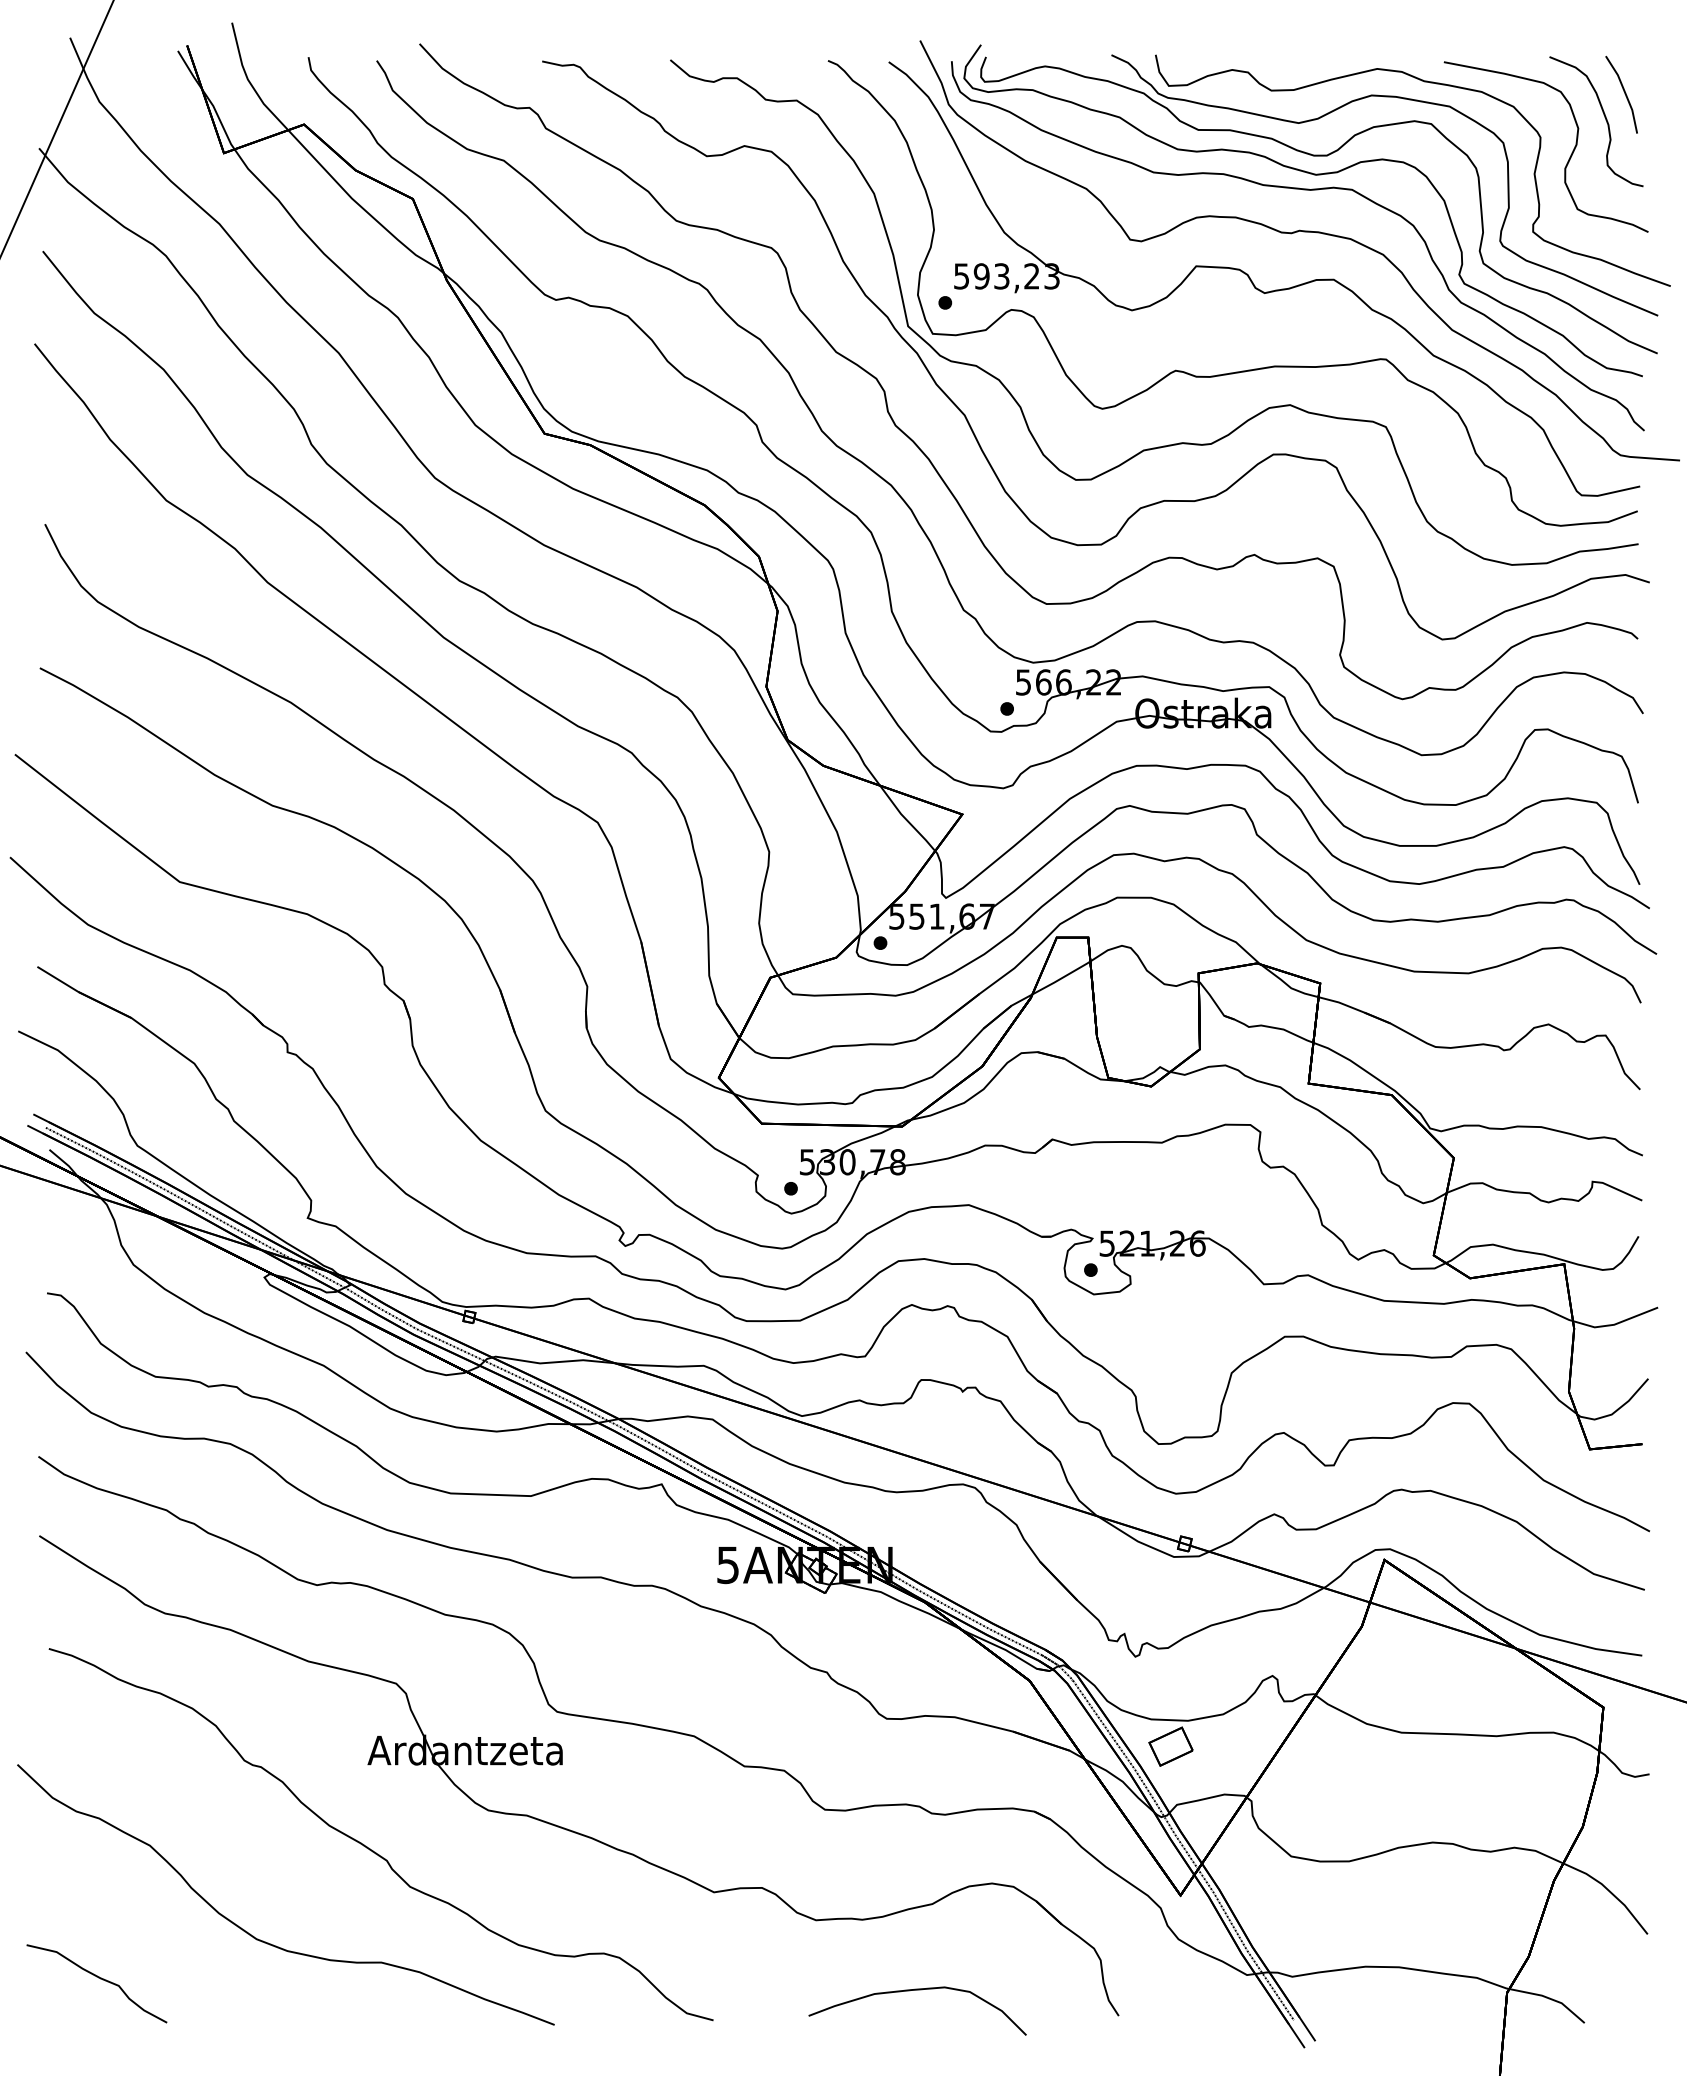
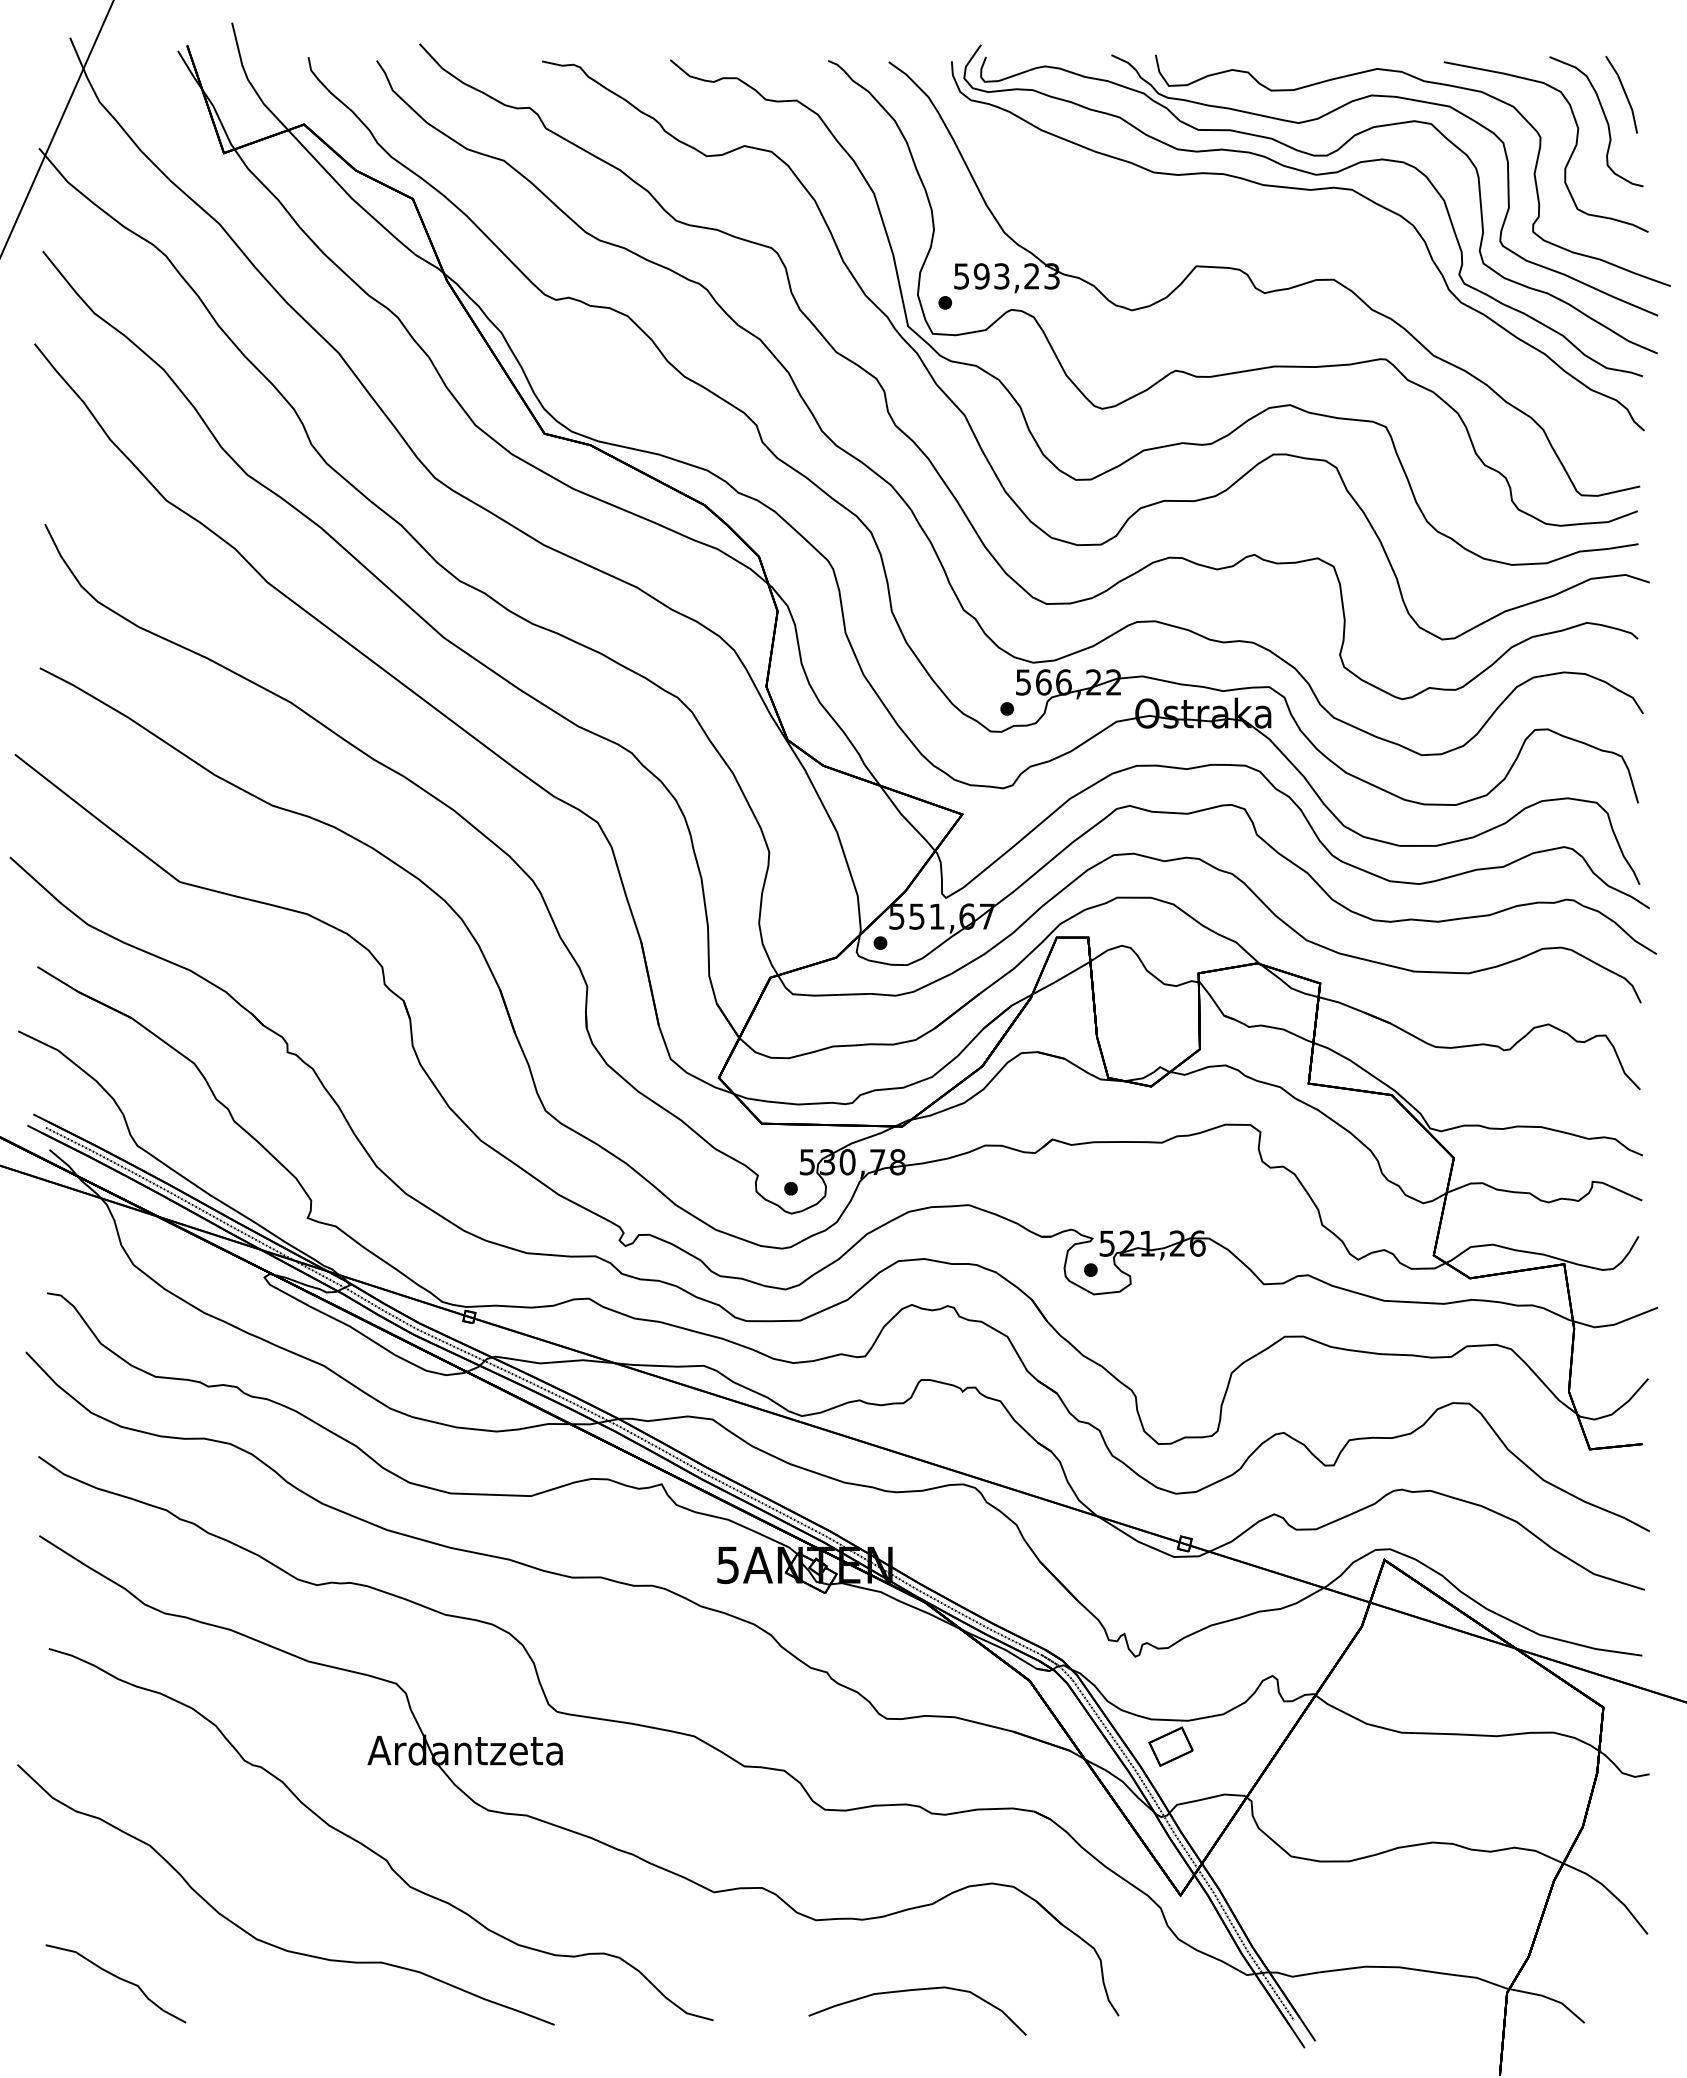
curve: present -> none (1294, 233)
curve position: (98, 1978) -> (117, 1978) (117, 1978)
